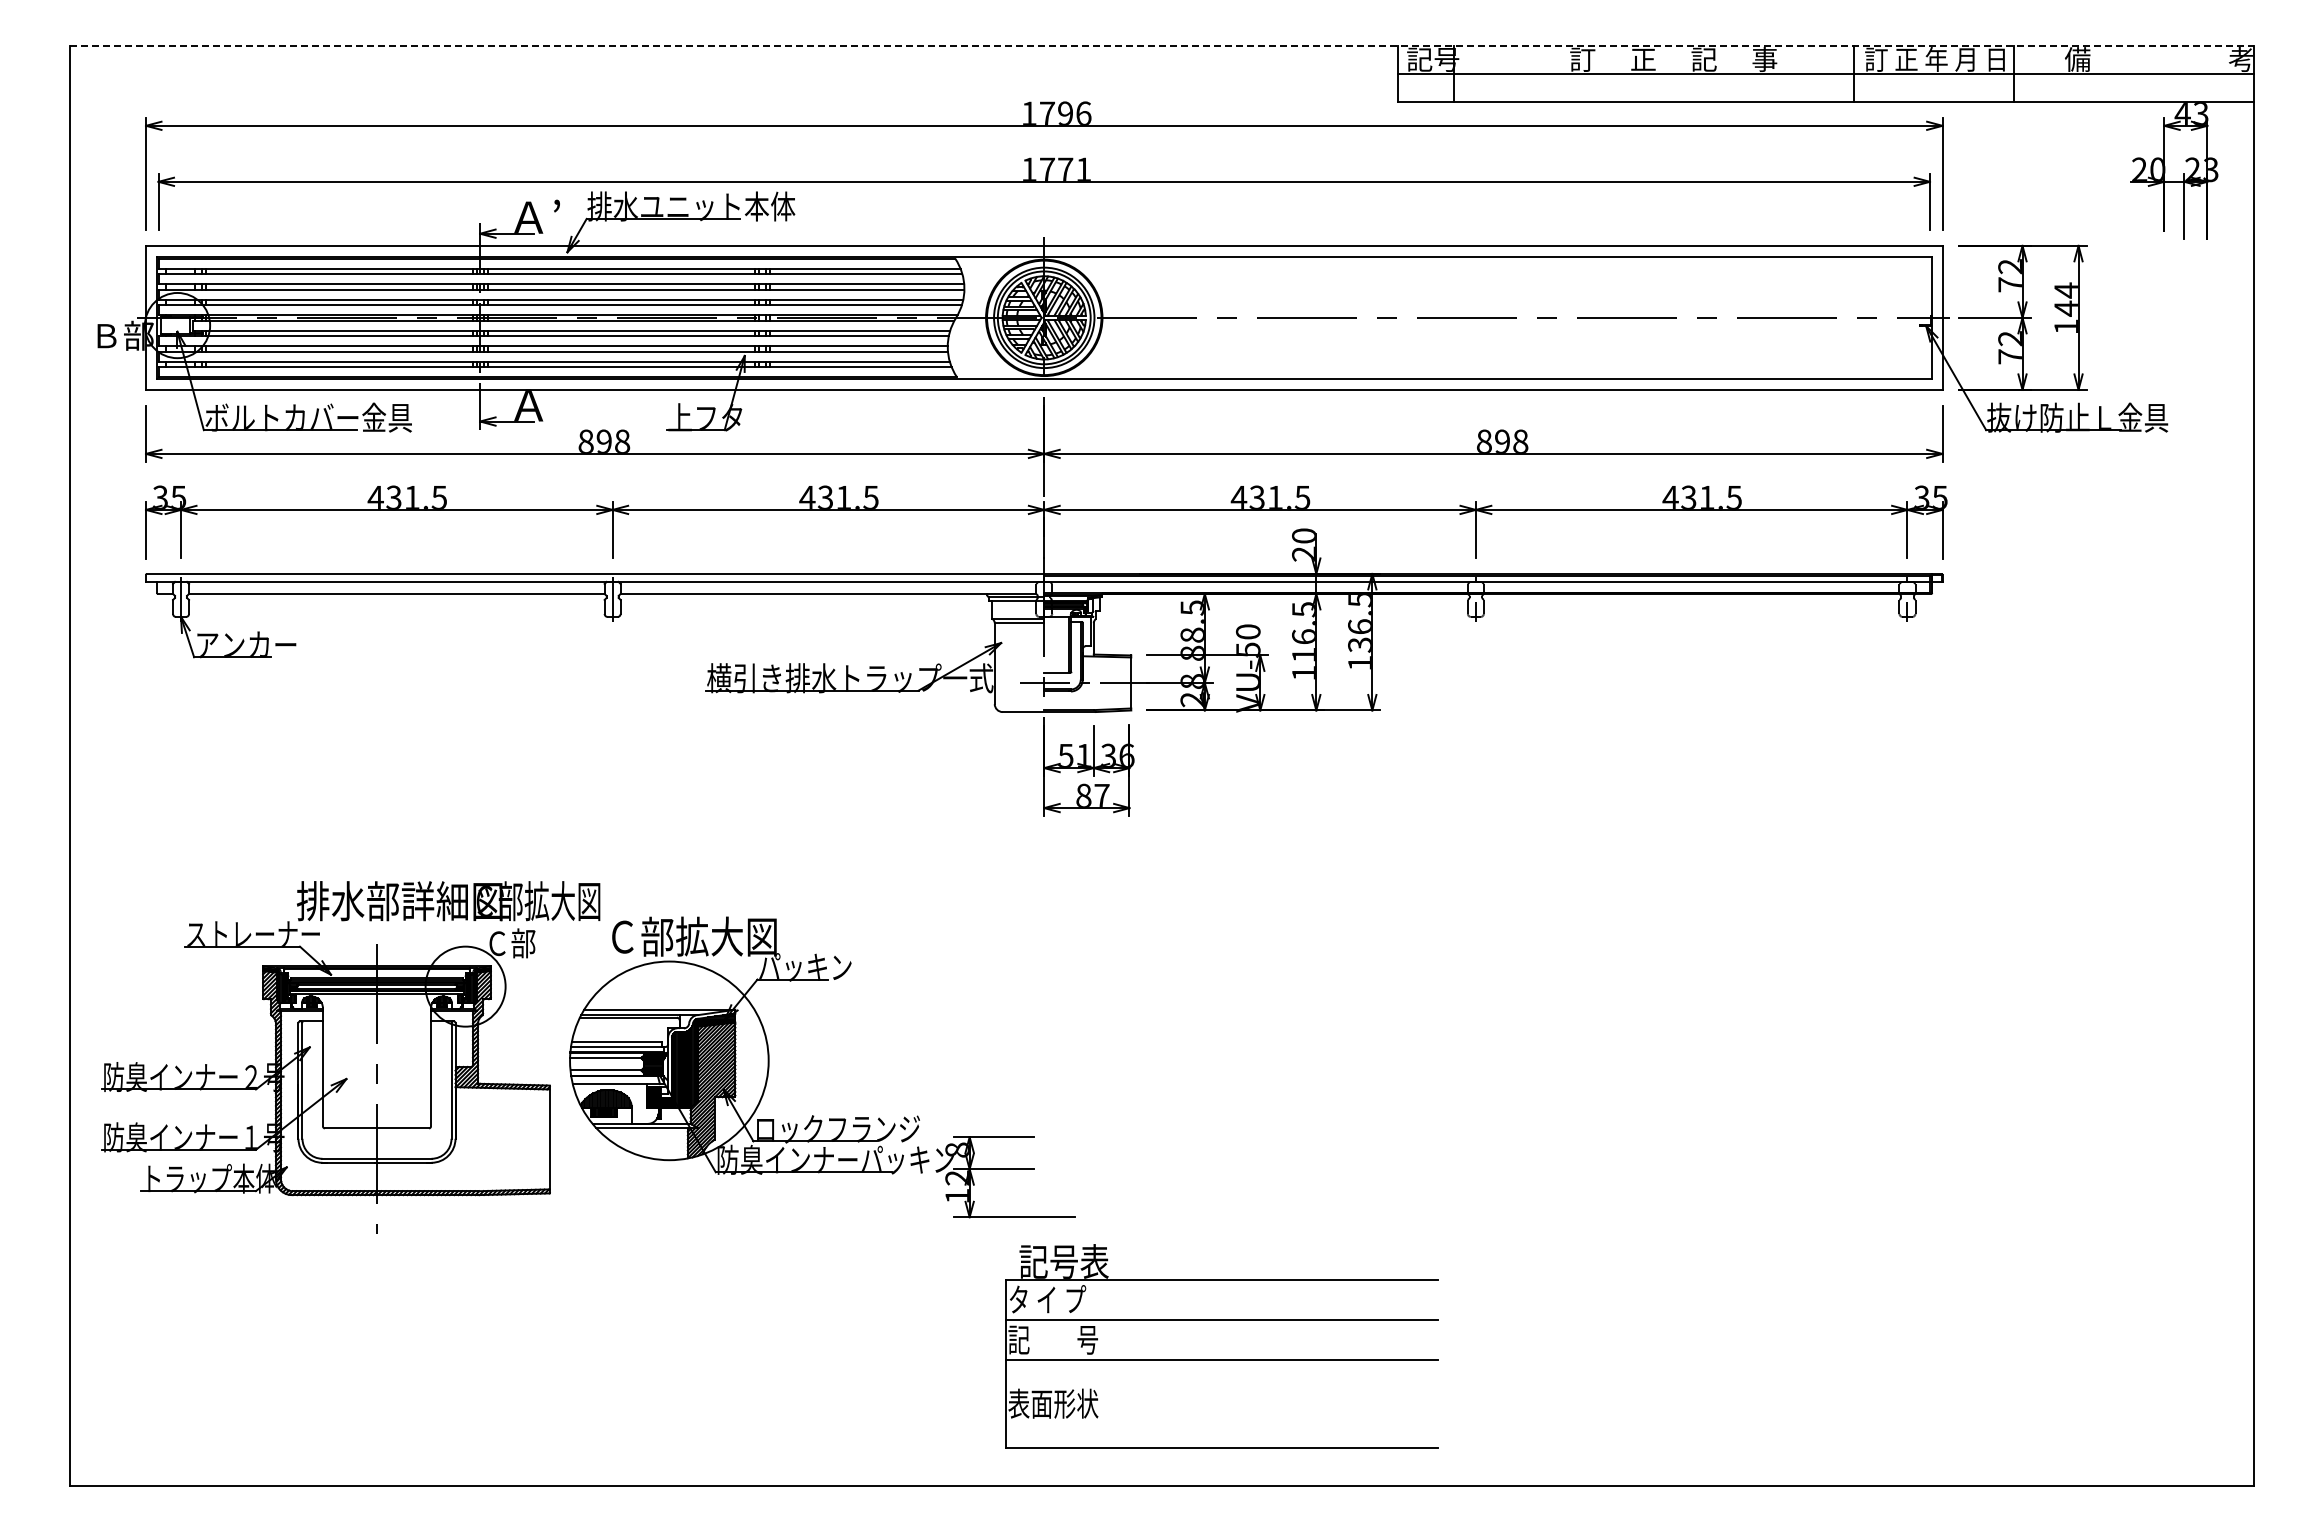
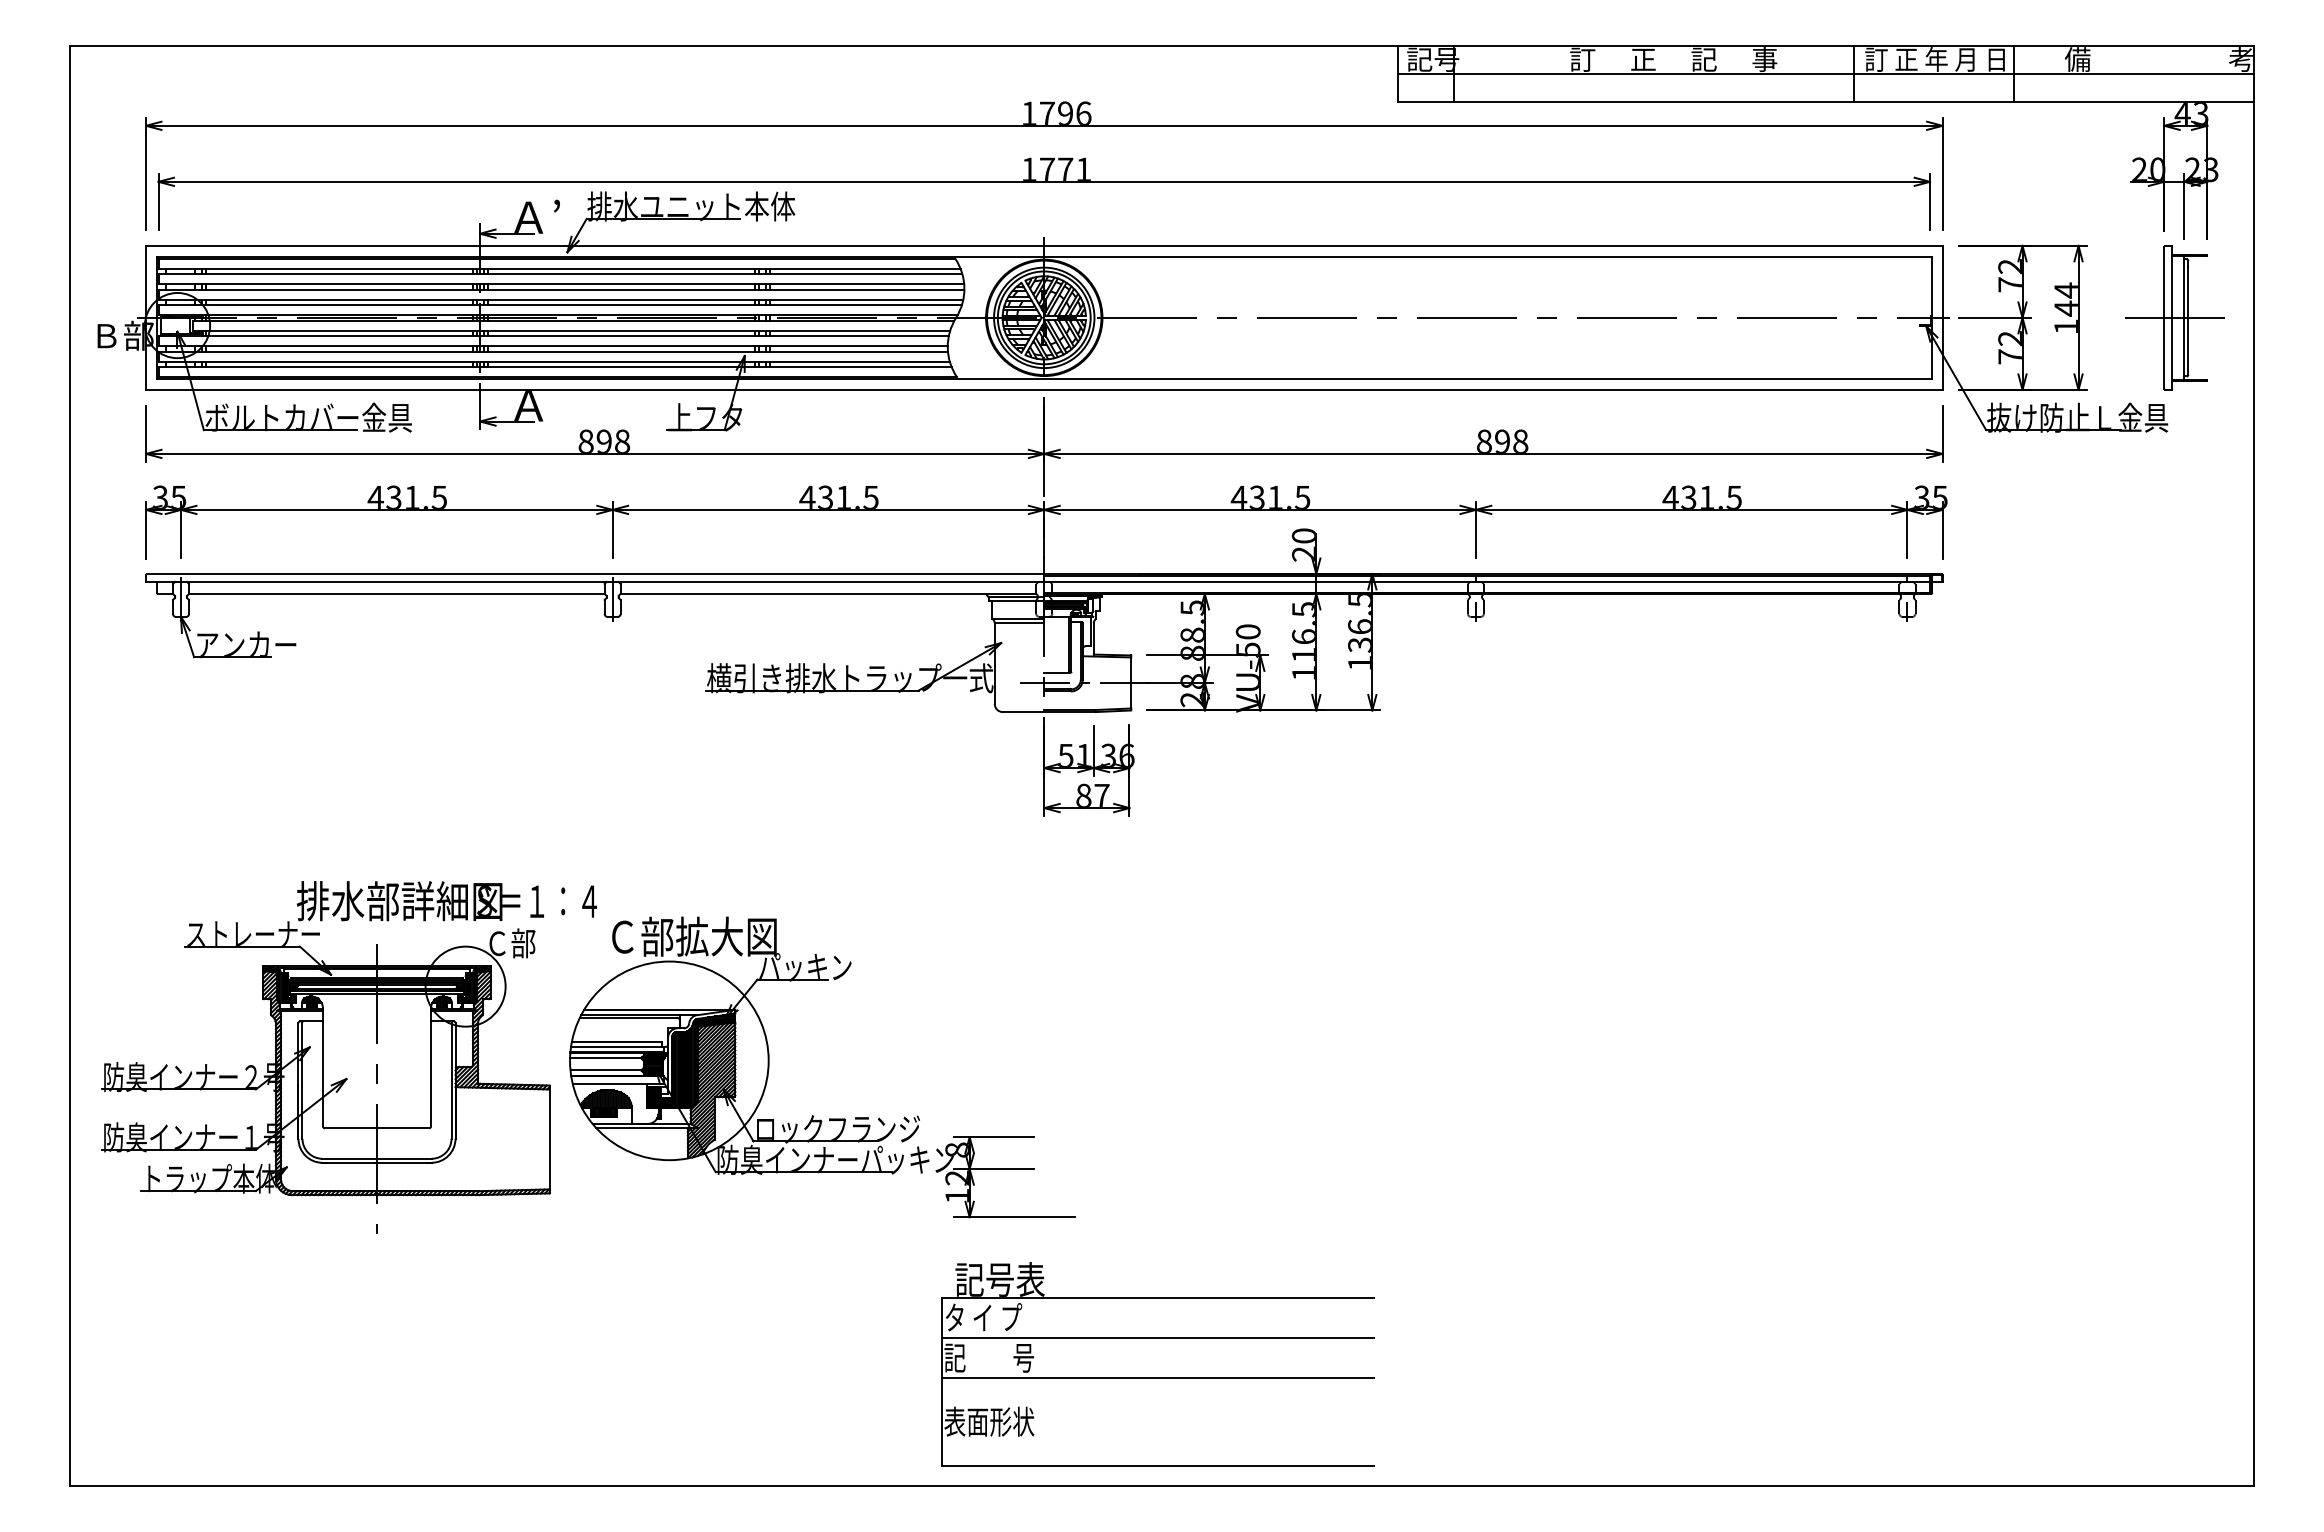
line: dashed -> solid (1162, 45)
part: none -> present (2174, 317)
text: Ｃ部拡大図 -> Ｓ＝１：４ (538, 901)
part position: (1221, 1359) -> (1157, 1377) (1157, 1377)
